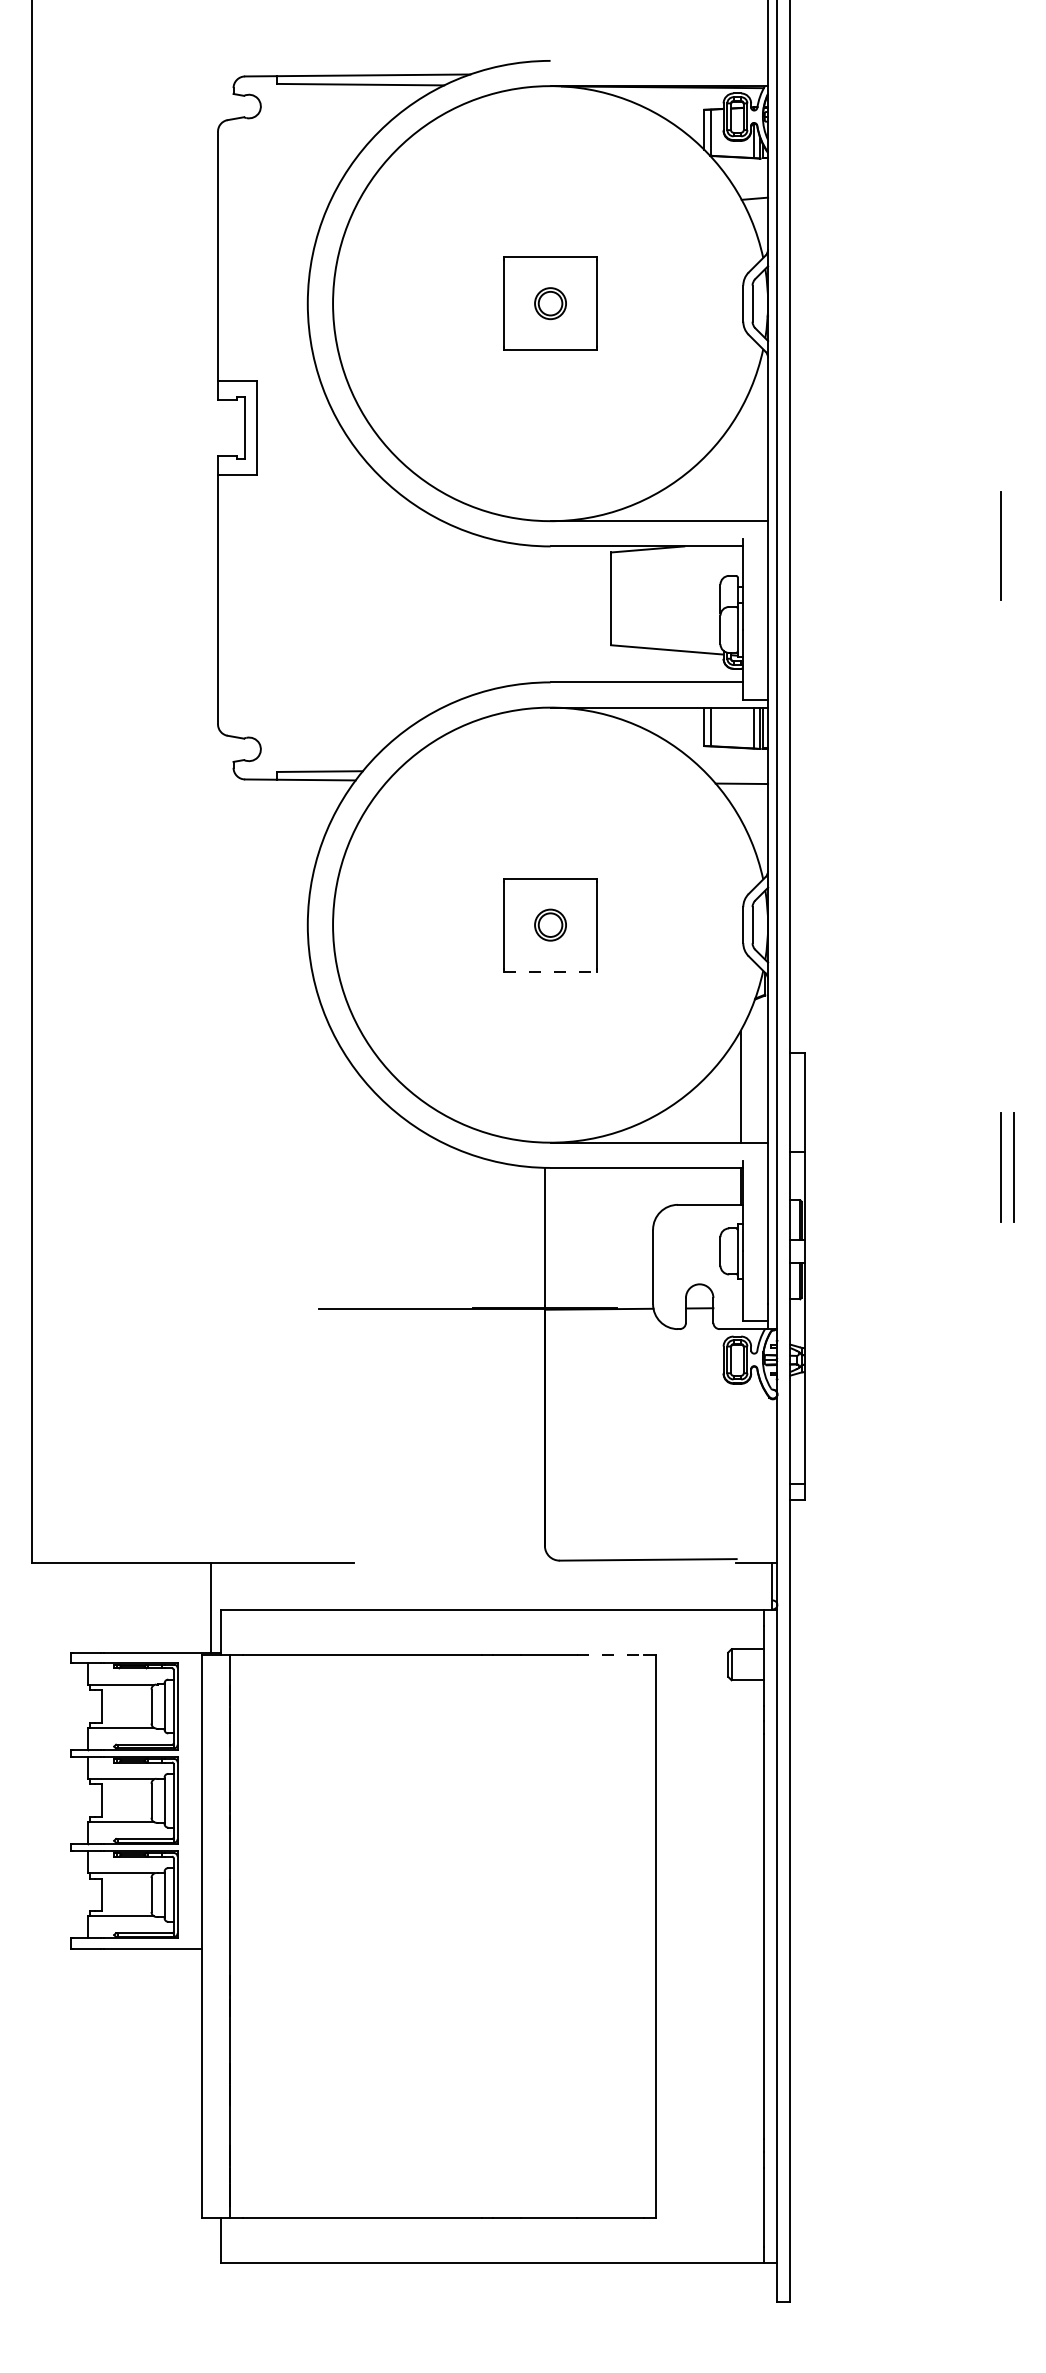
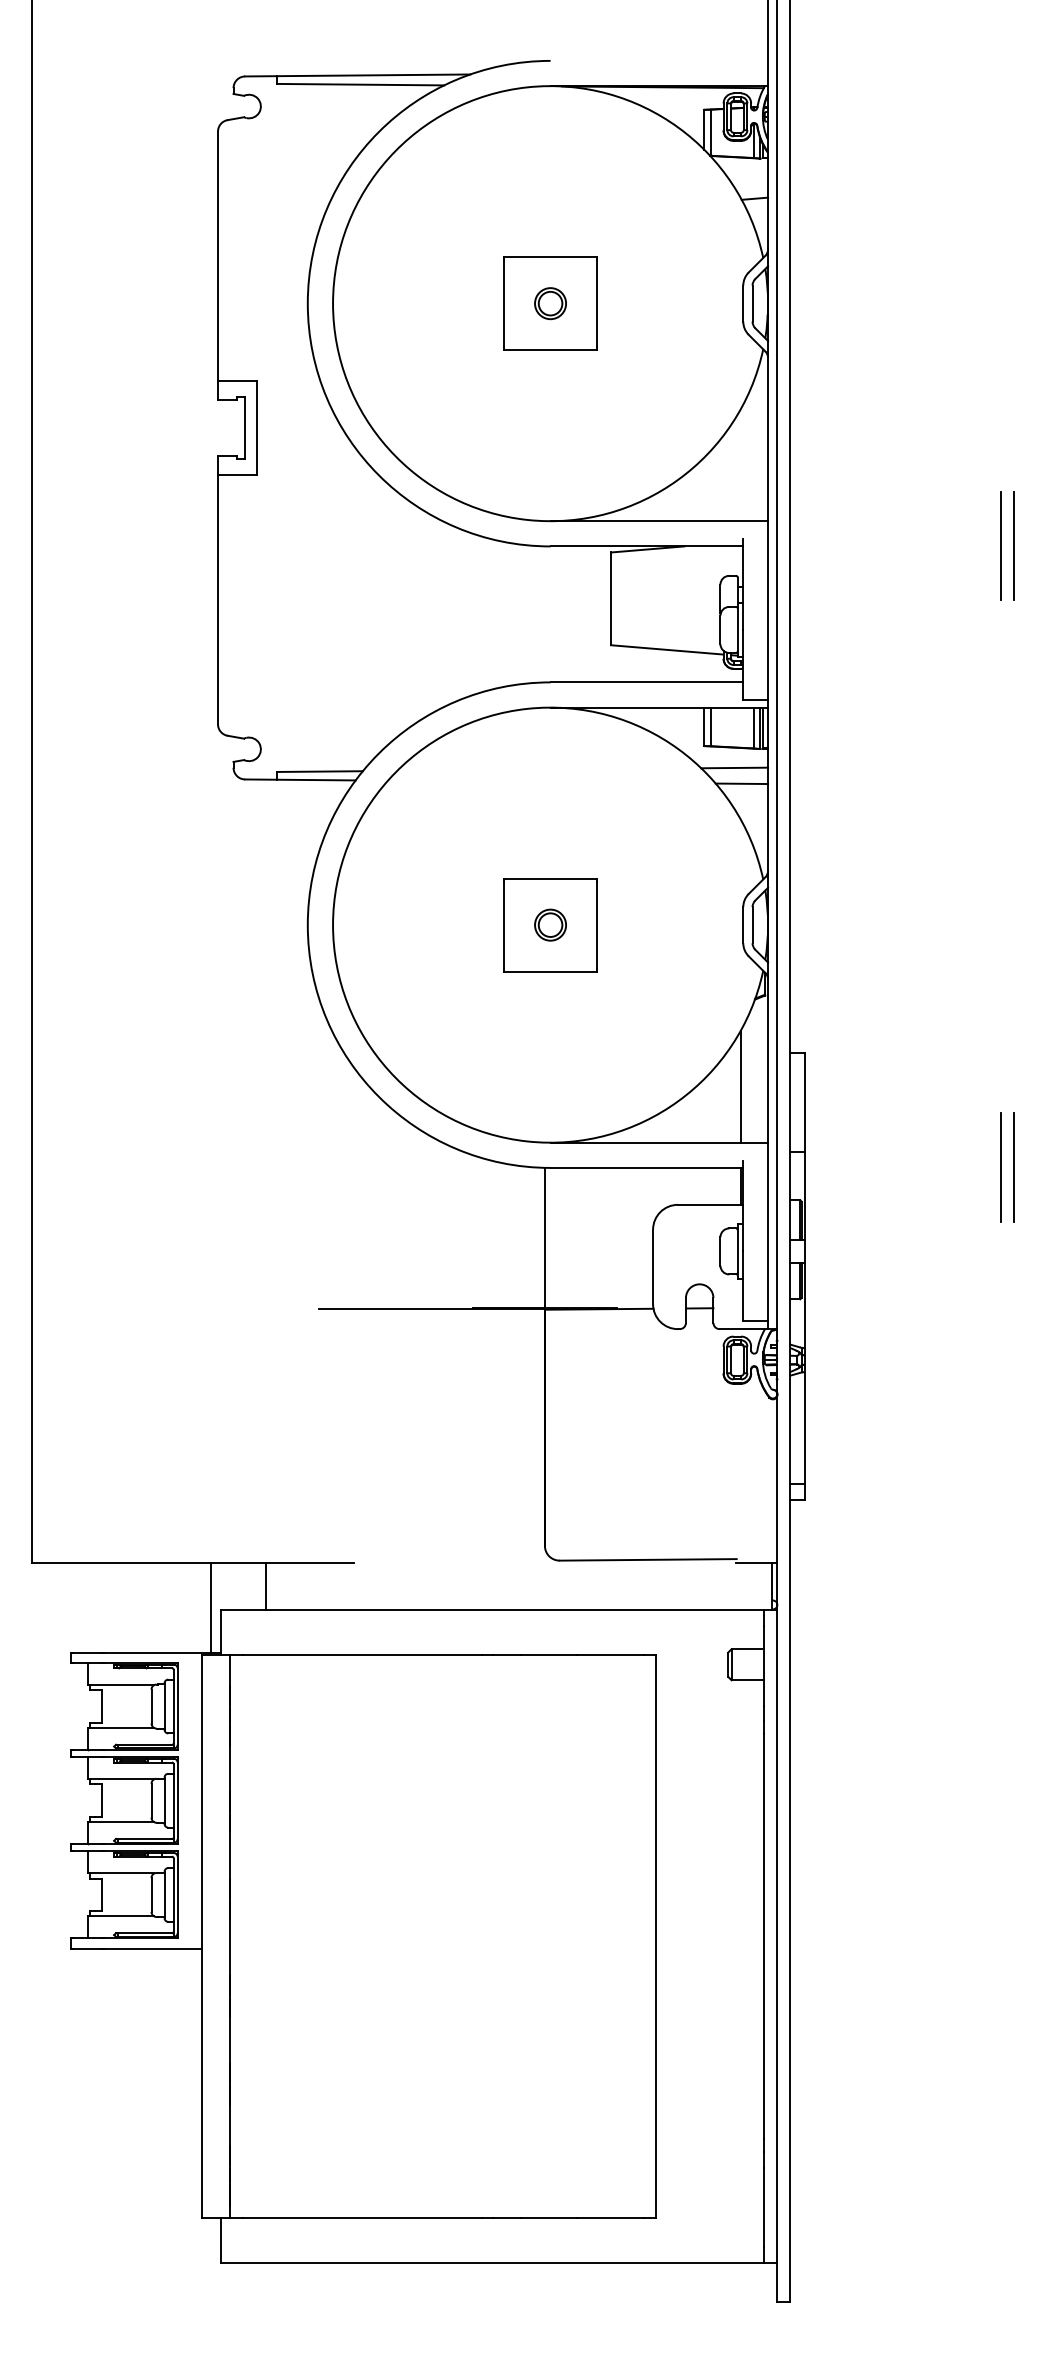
line: none -> present (1014, 545)
line: none -> present (734, 767)
line: dashed -> solid (550, 971)
line: none -> present (265, 1586)
line: dashed -> solid (610, 1655)
